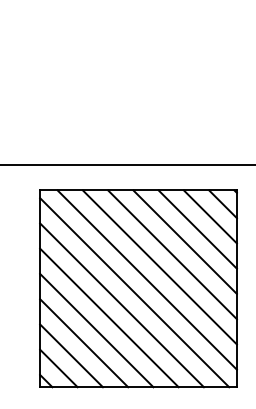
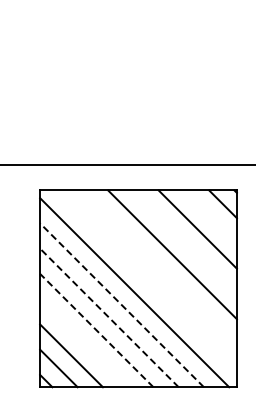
line: present -> none (209, 216)
line: present -> none (184, 241)
line: present -> none (159, 267)
line: present -> none (146, 279)
line: solid -> dashed (122, 305)
line: solid -> dashed (109, 317)
line: solid -> dashed (96, 330)
line: present -> none (84, 343)
